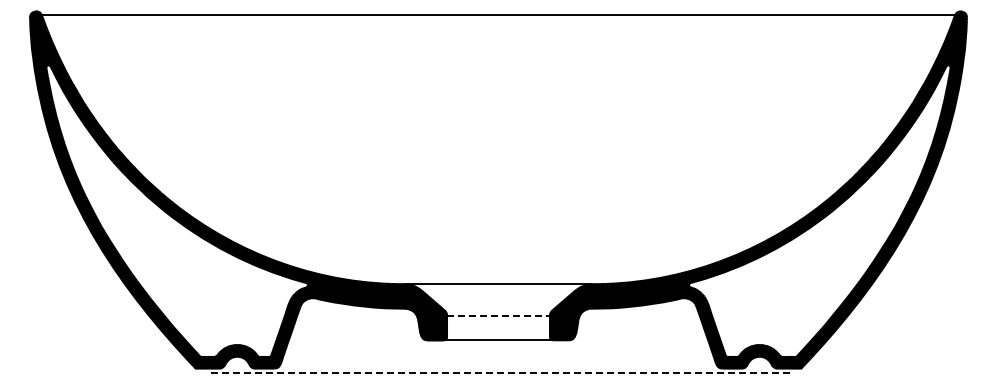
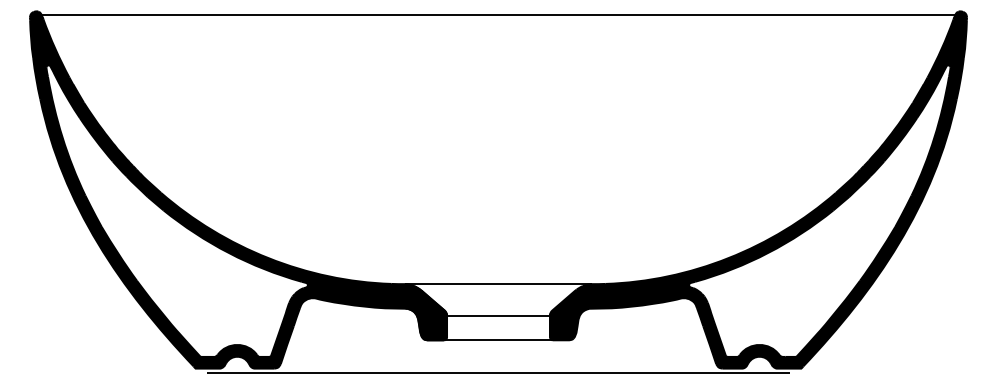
line: dashed -> solid (498, 315)
line: dashed -> solid (497, 372)
